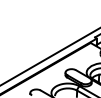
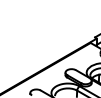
line: present -> none (49, 56)
